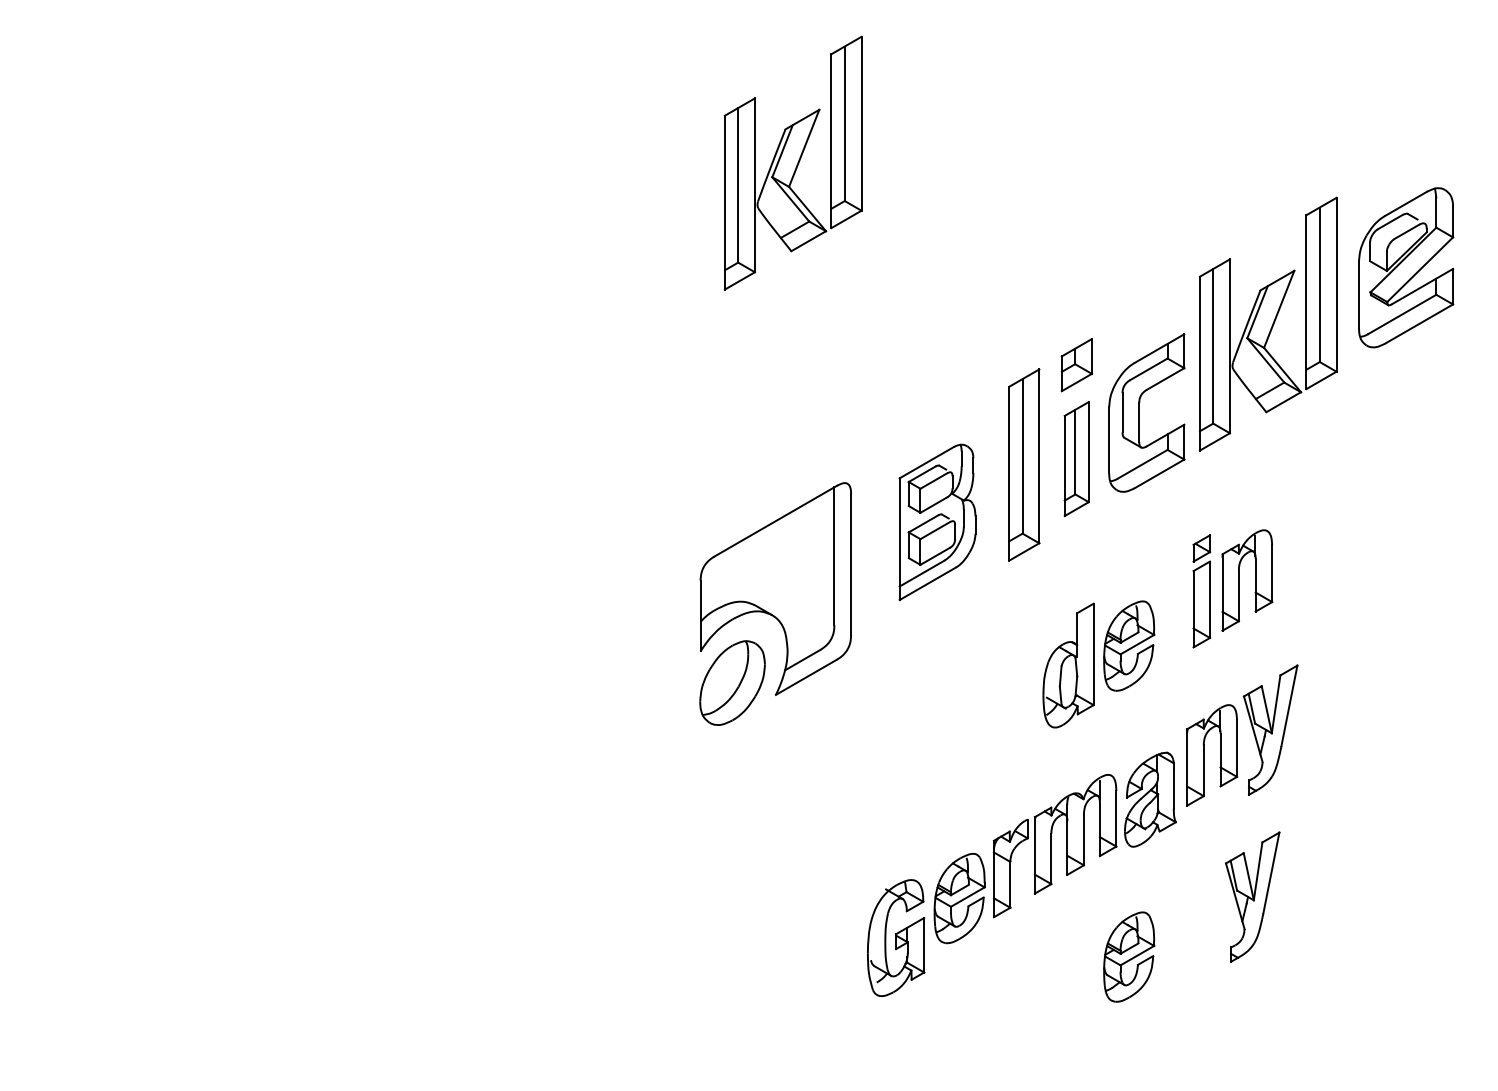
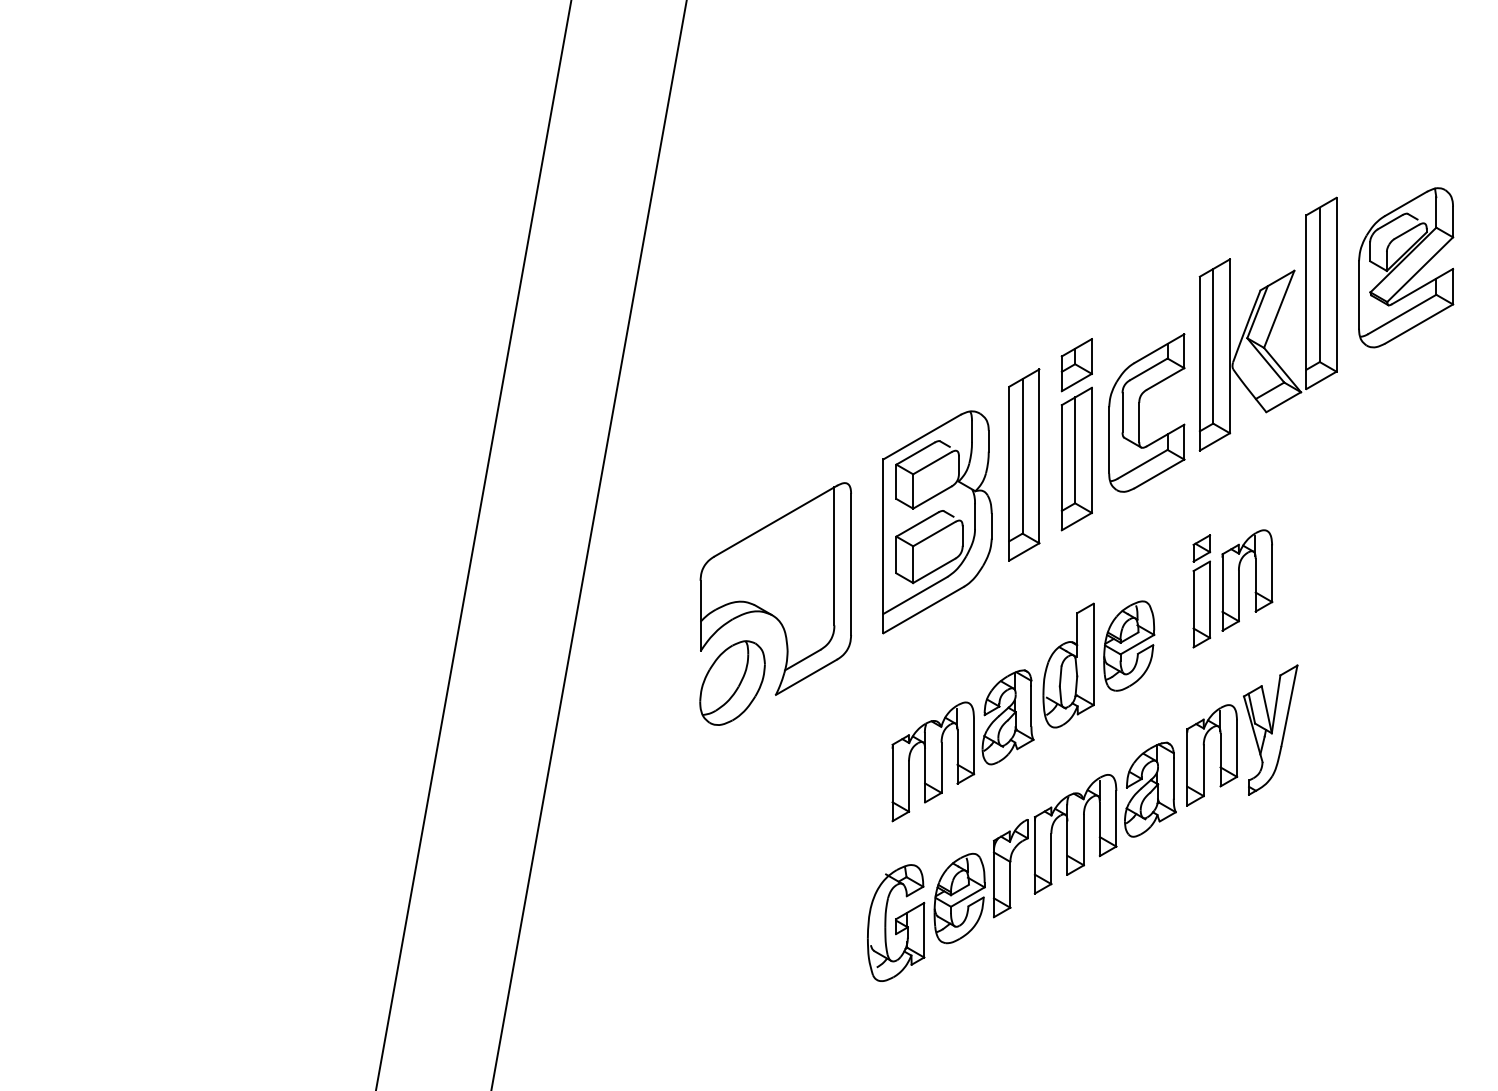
part: present -> none (792, 162)
part size: 27x117 px -> 33x146 px (1076, 458)
part size: 79x159 px -> 111x225 px (937, 522)
line: none -> present (473, 544)
line: none -> present (588, 544)
part: none -> present (962, 745)
part position: (1150, 799) -> (1150, 789) (1150, 789)
part: present -> none (1252, 896)
part position: (896, 937) -> (896, 922) (896, 922)
part: present -> none (1129, 956)
